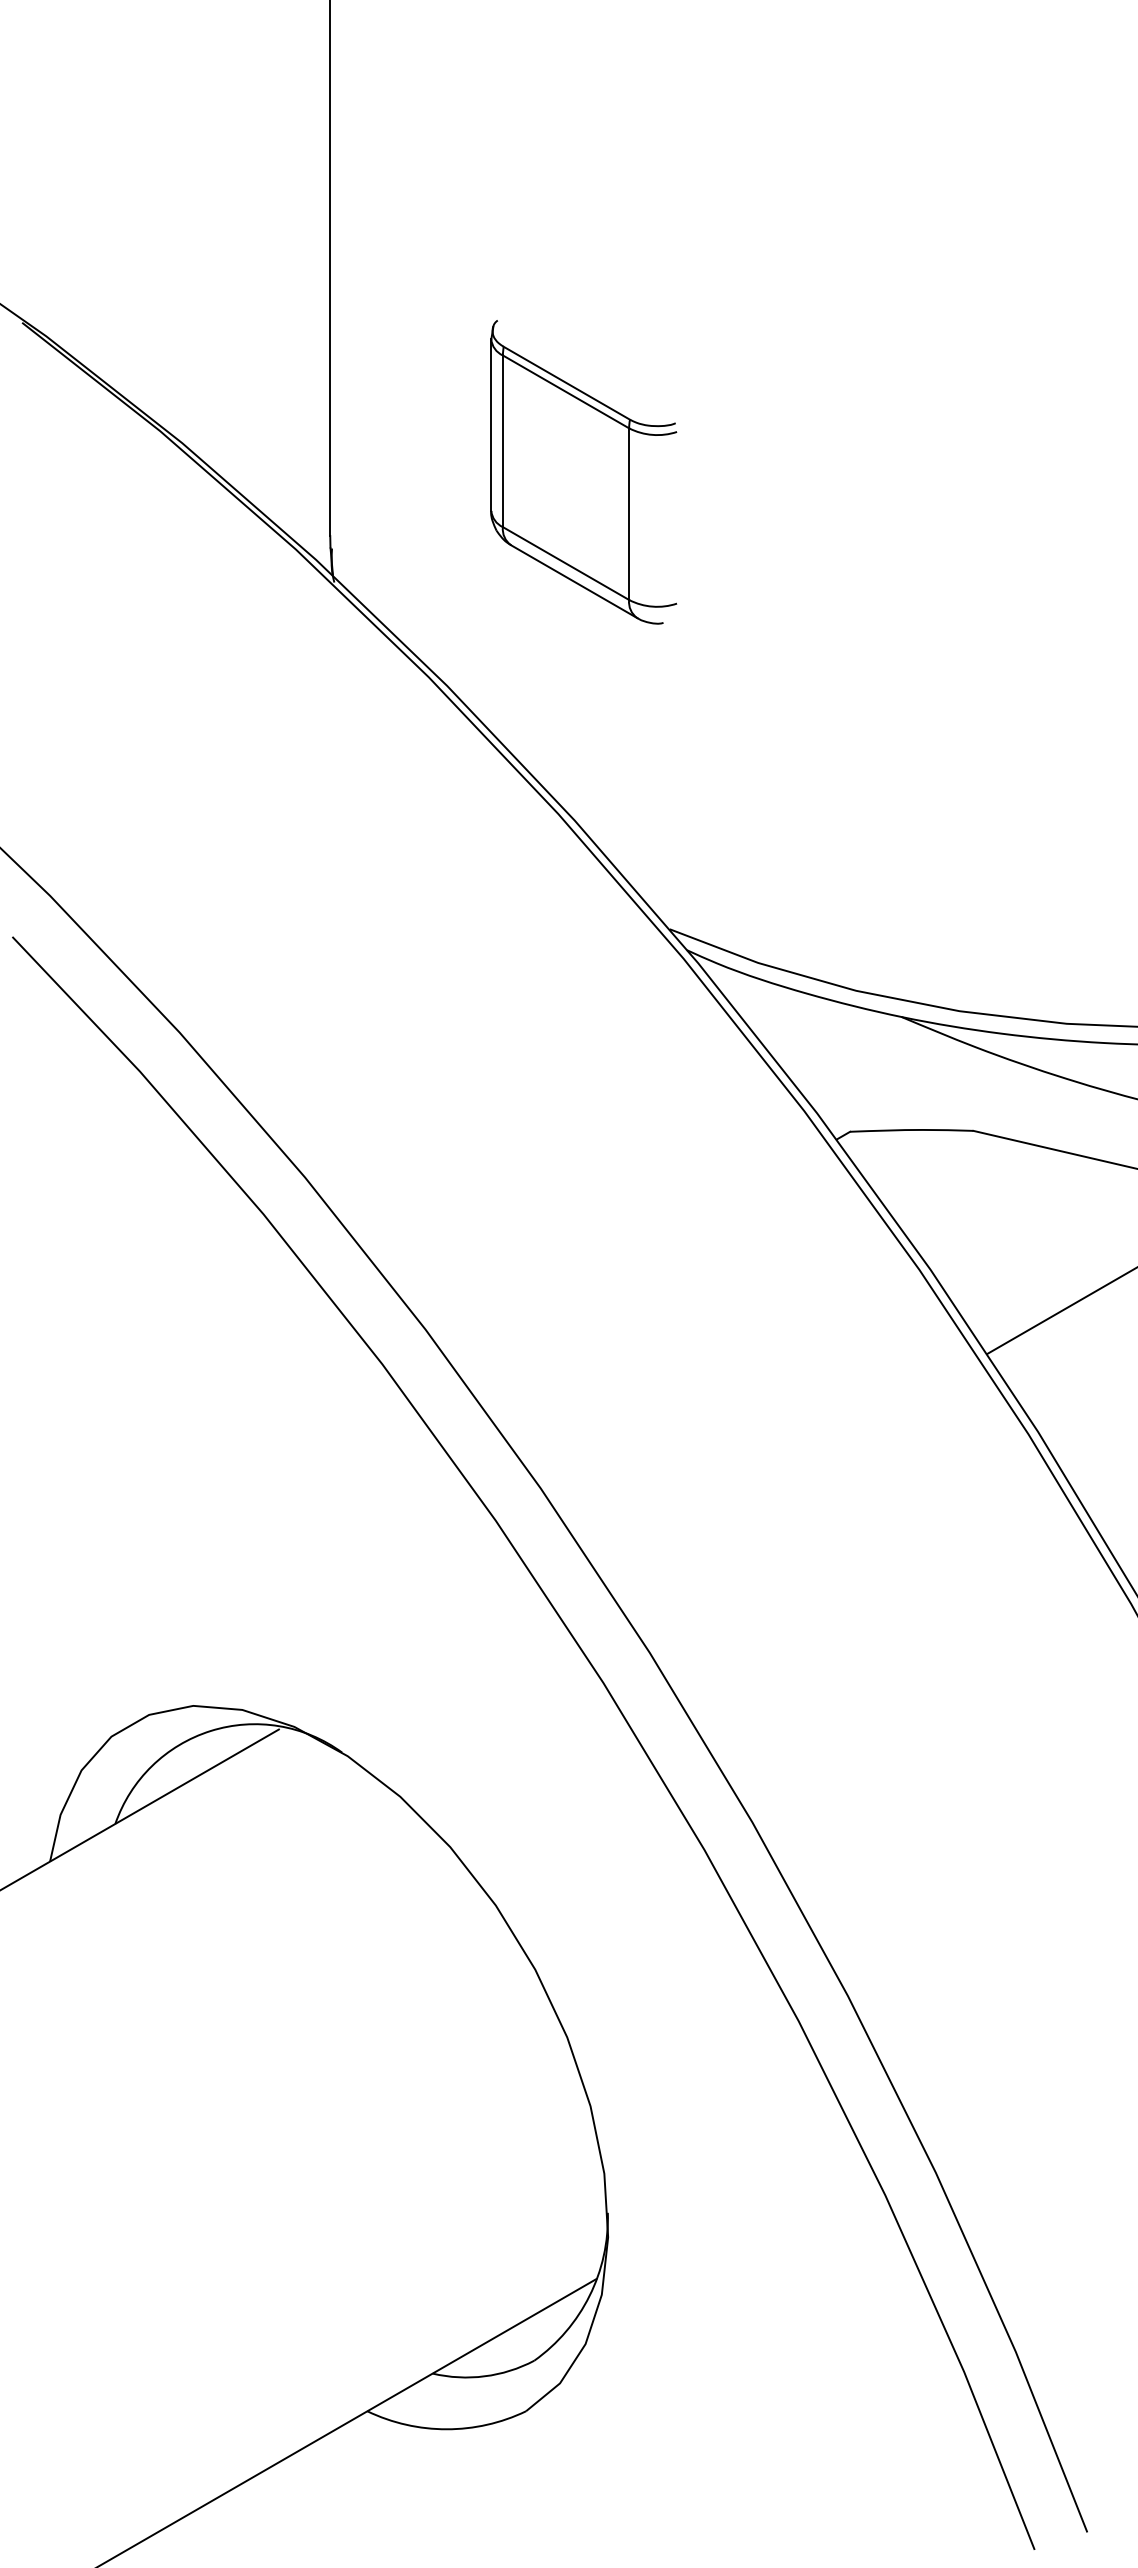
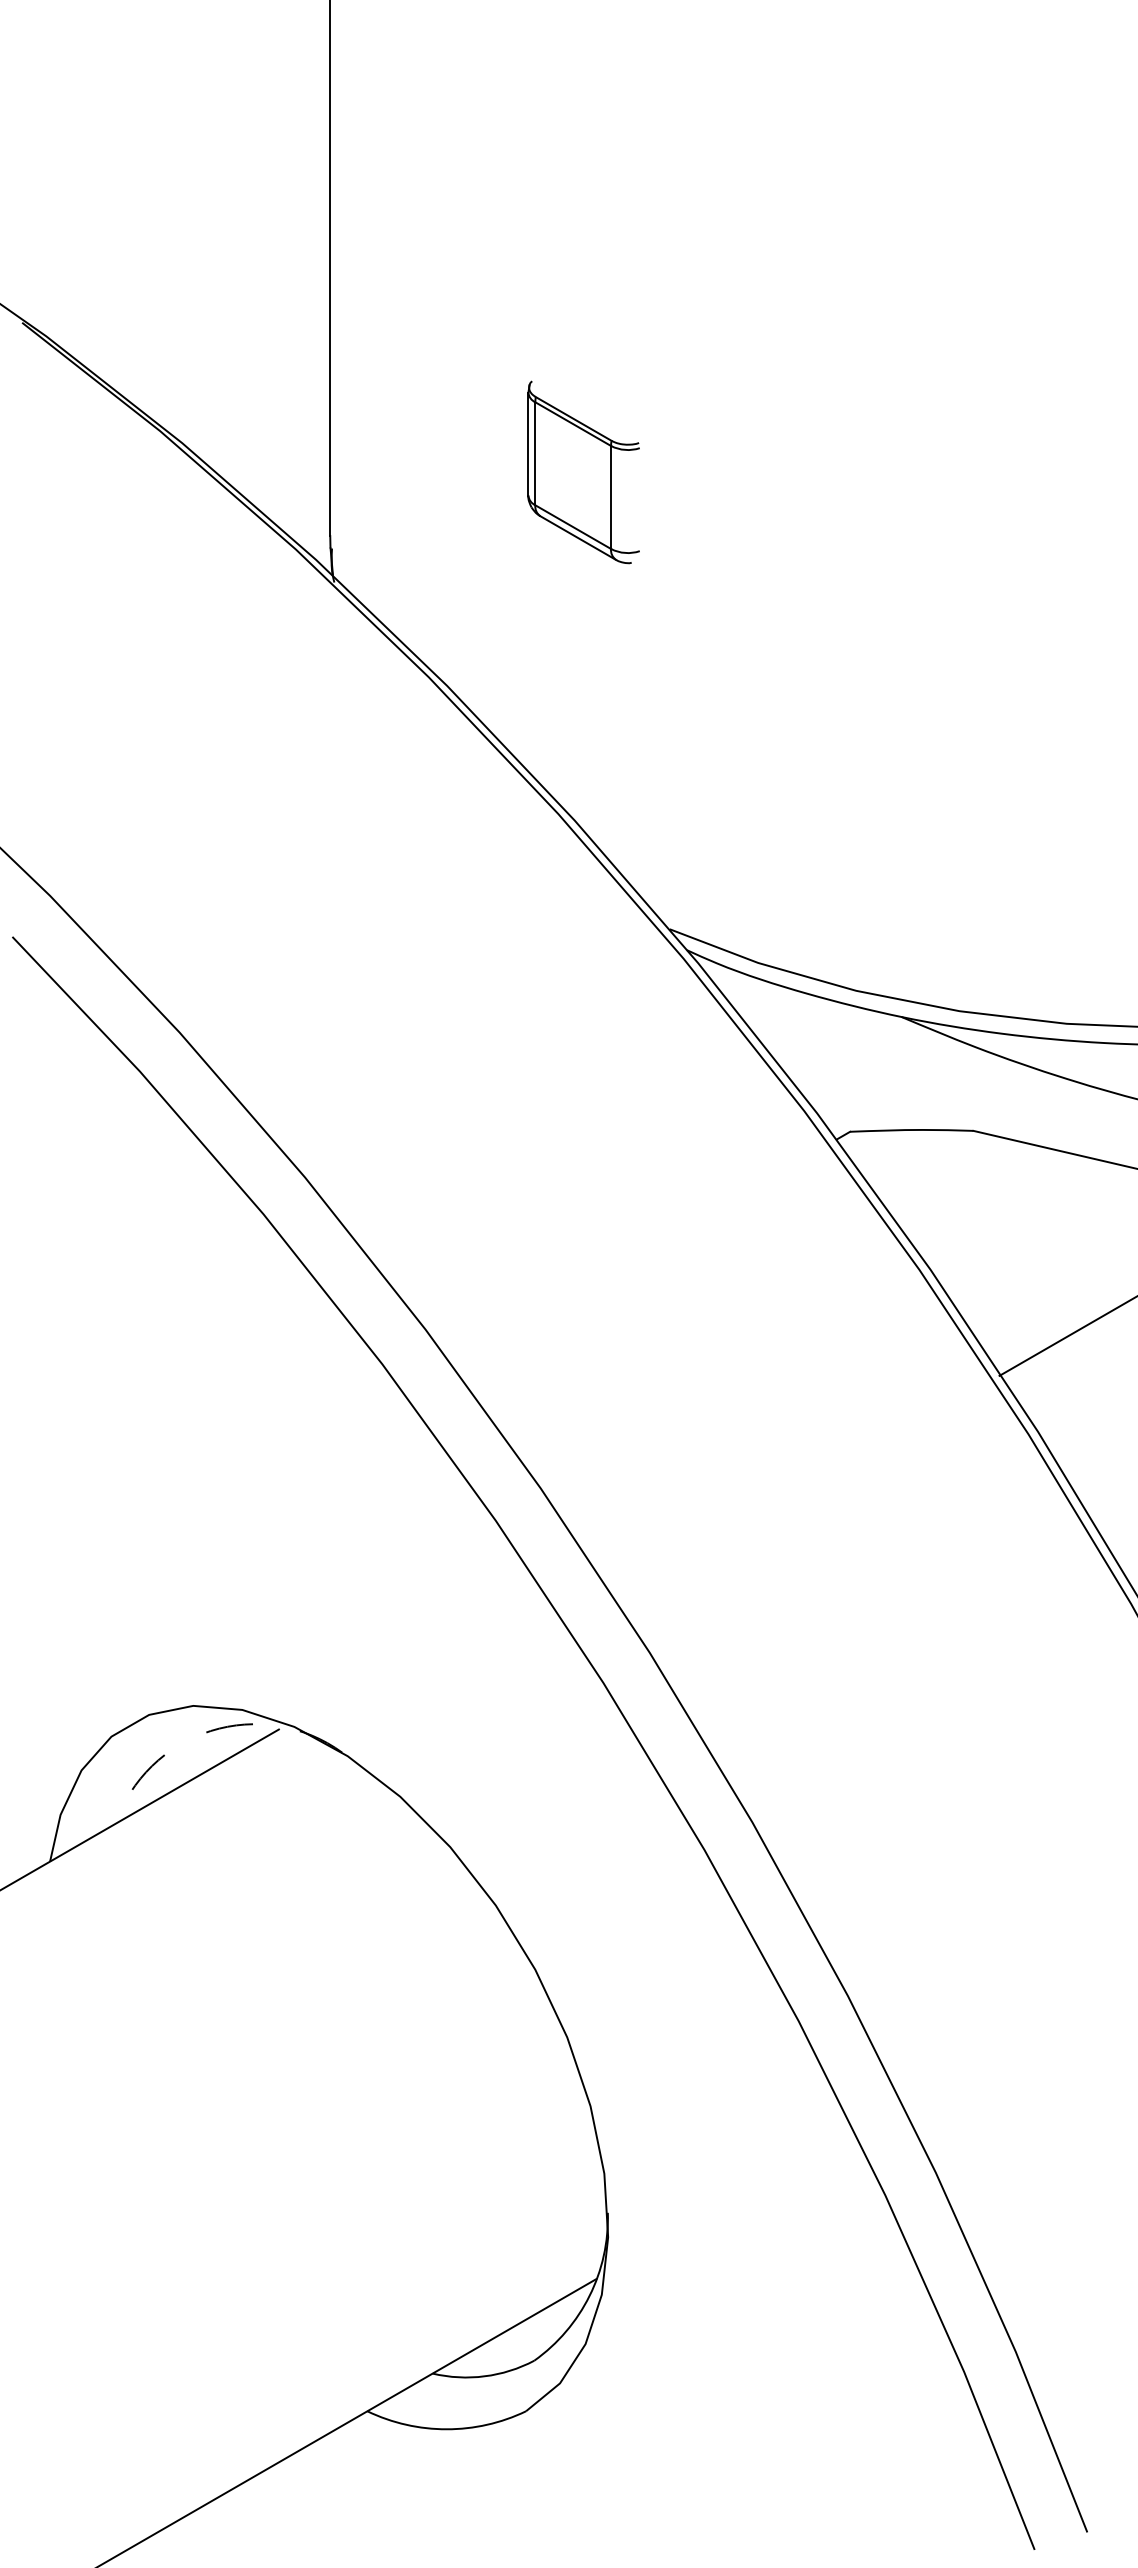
part size: 188x305 px -> 113x185 px (583, 472)
line position: (1060, 1310) -> (1066, 1336) (1066, 1336)
arc: solid -> dashed (210, 1731)
